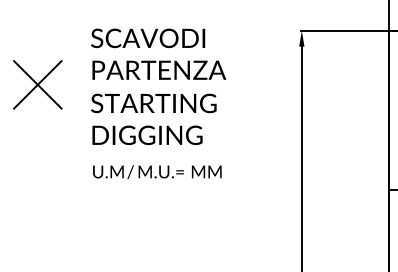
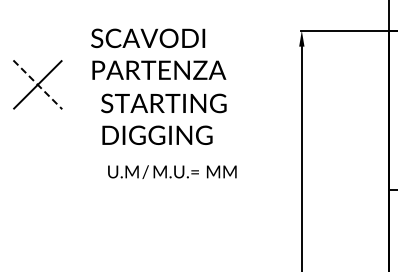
line: solid -> dashed (37, 84)
text position: (153, 118) -> (163, 118) (163, 118)
text position: (157, 171) -> (172, 171) (172, 171)
